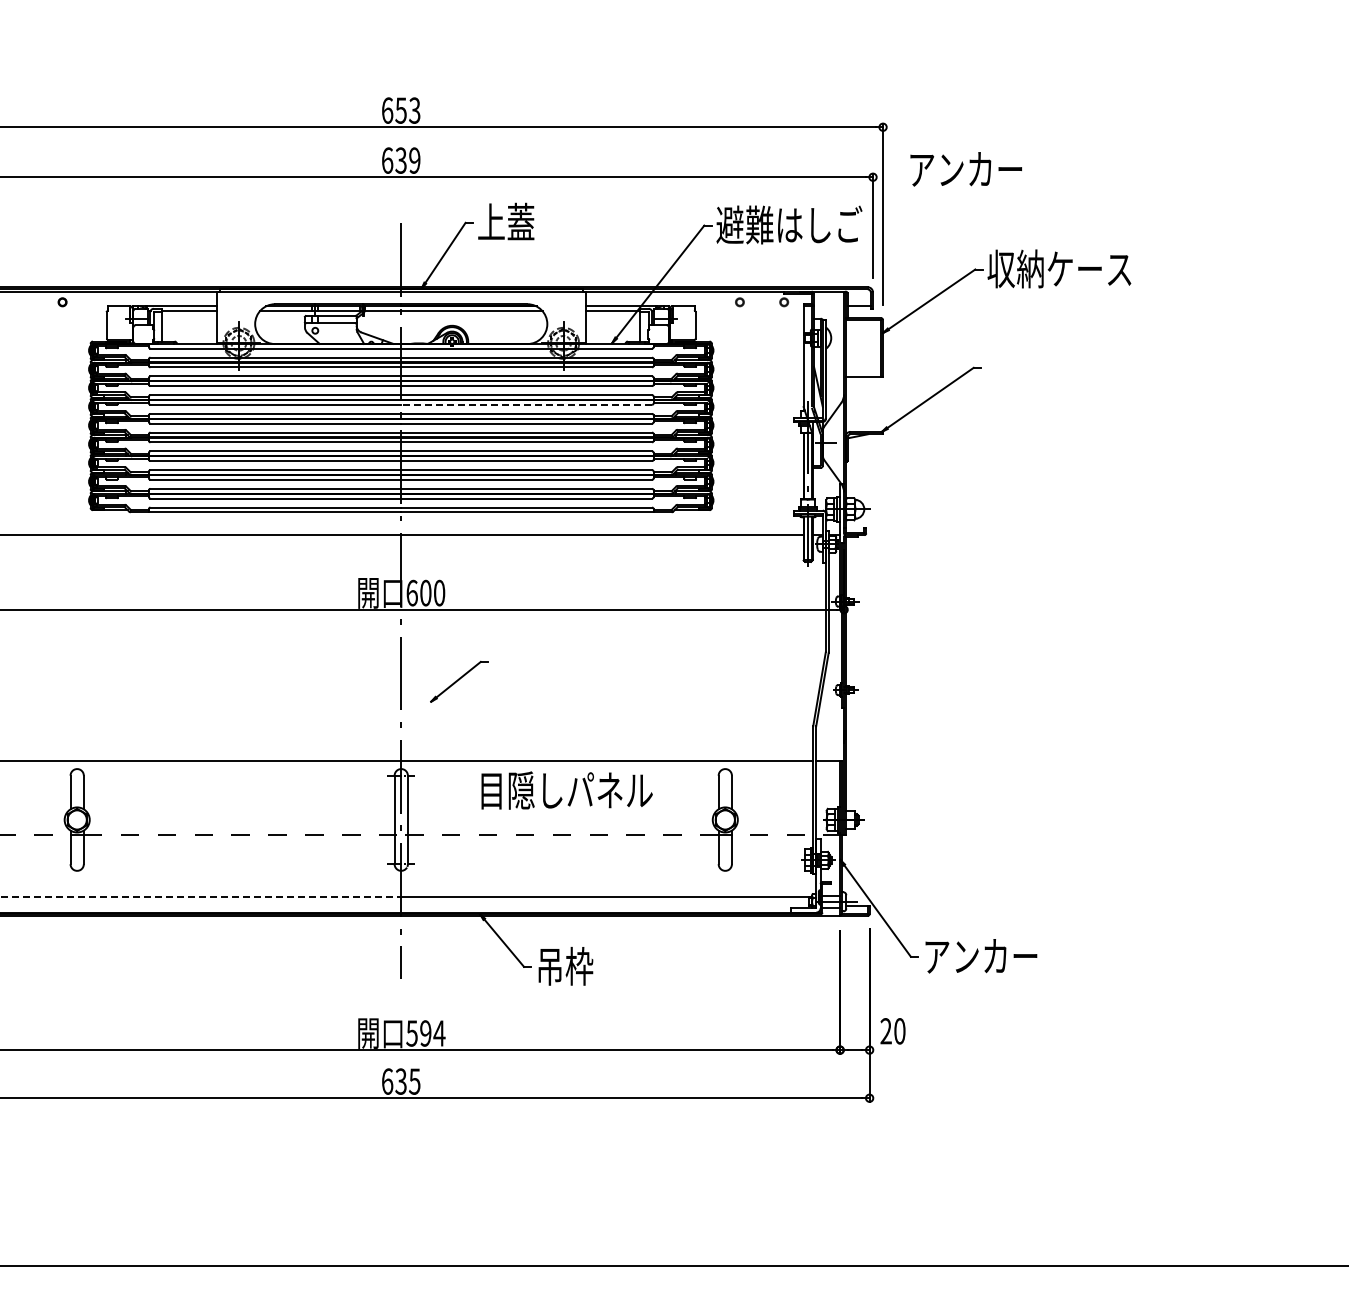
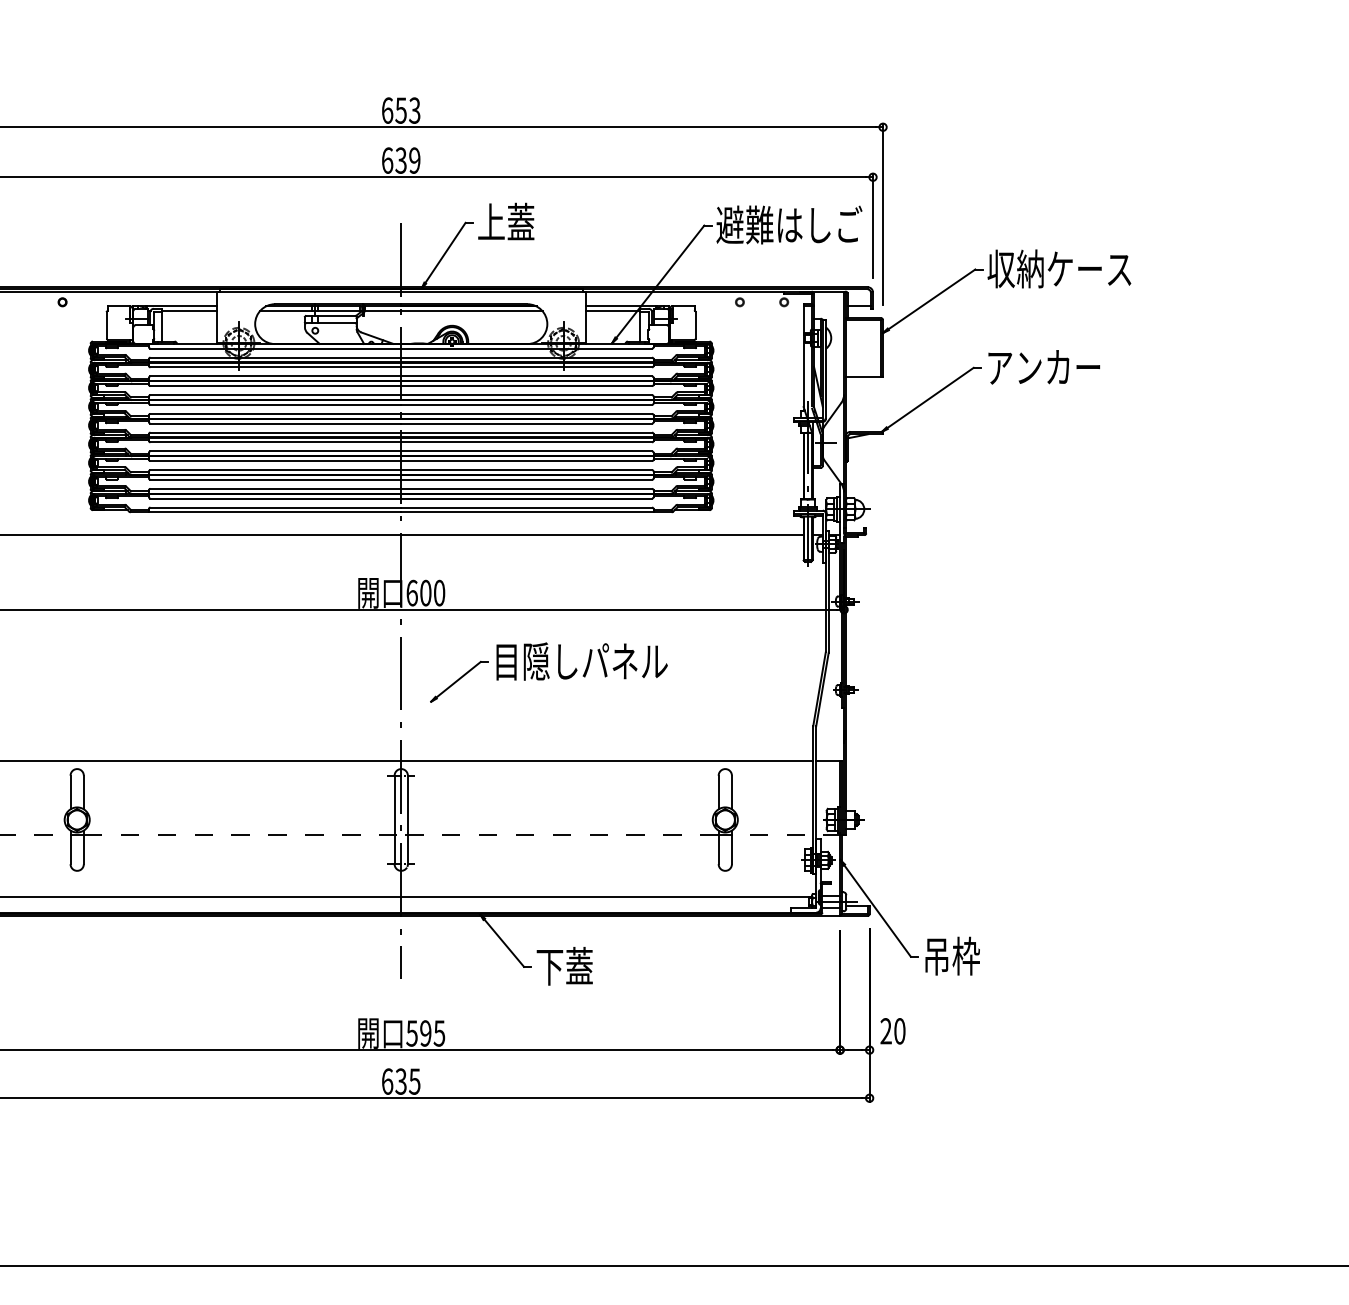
text position: (965, 169) -> (1043, 367) (1043, 367)
line: dashed -> solid (526, 404)
text position: (566, 790) -> (581, 661) (581, 661)
line: dashed -> solid (201, 896)
text: アンカー -> 吊枠 (981, 955)
text: 吊枠 -> 下蓋 (564, 965)
text: 594 -> 595 (439, 1033)
